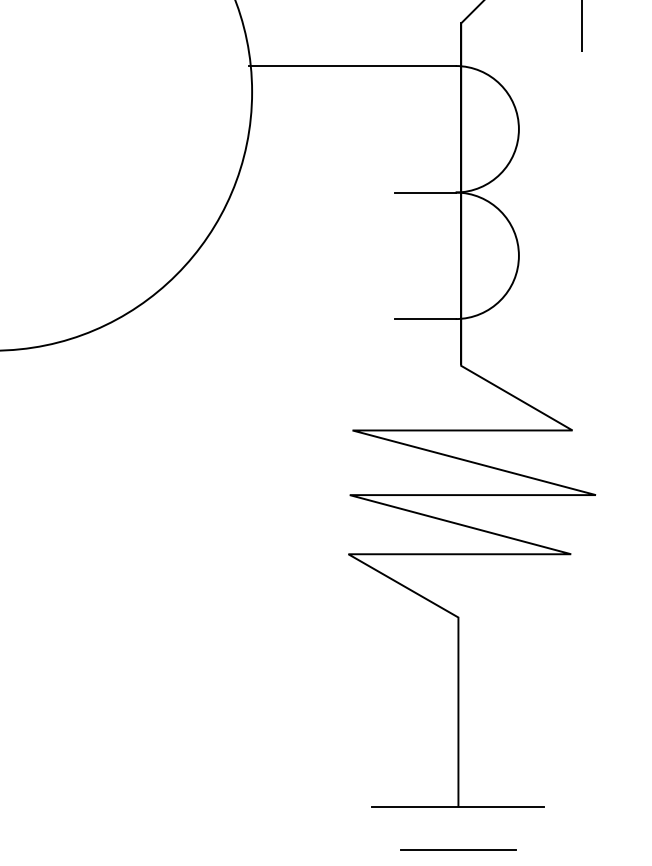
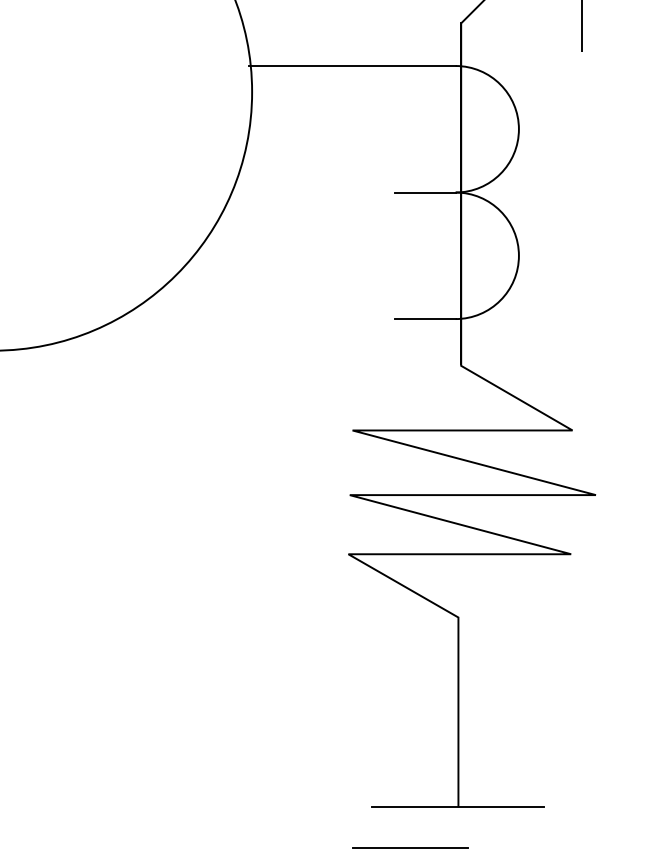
line position: (458, 849) -> (410, 847) (410, 847)
